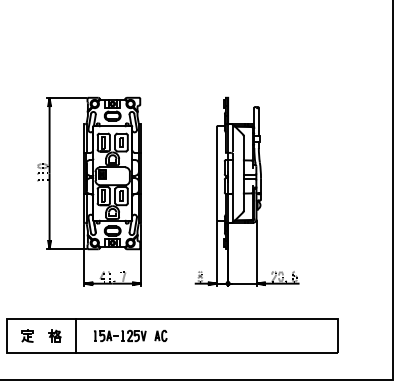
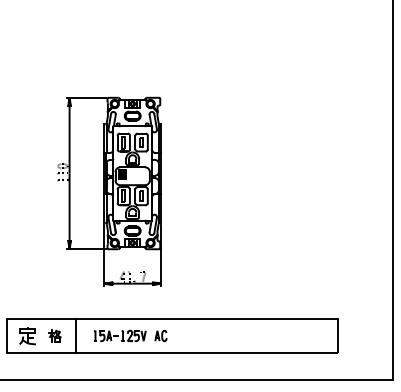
part position: (89, 191) -> (109, 191) (109, 191)
part: present -> none (246, 191)
part size: 13x14 px -> 17x19 px (27, 336)
